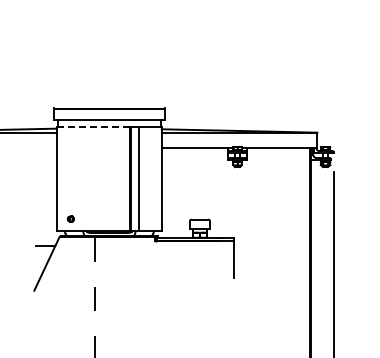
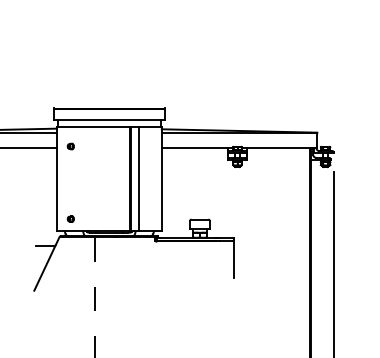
line: dashed -> solid (93, 127)
part: none -> present (70, 146)
line: none -> present (29, 148)
